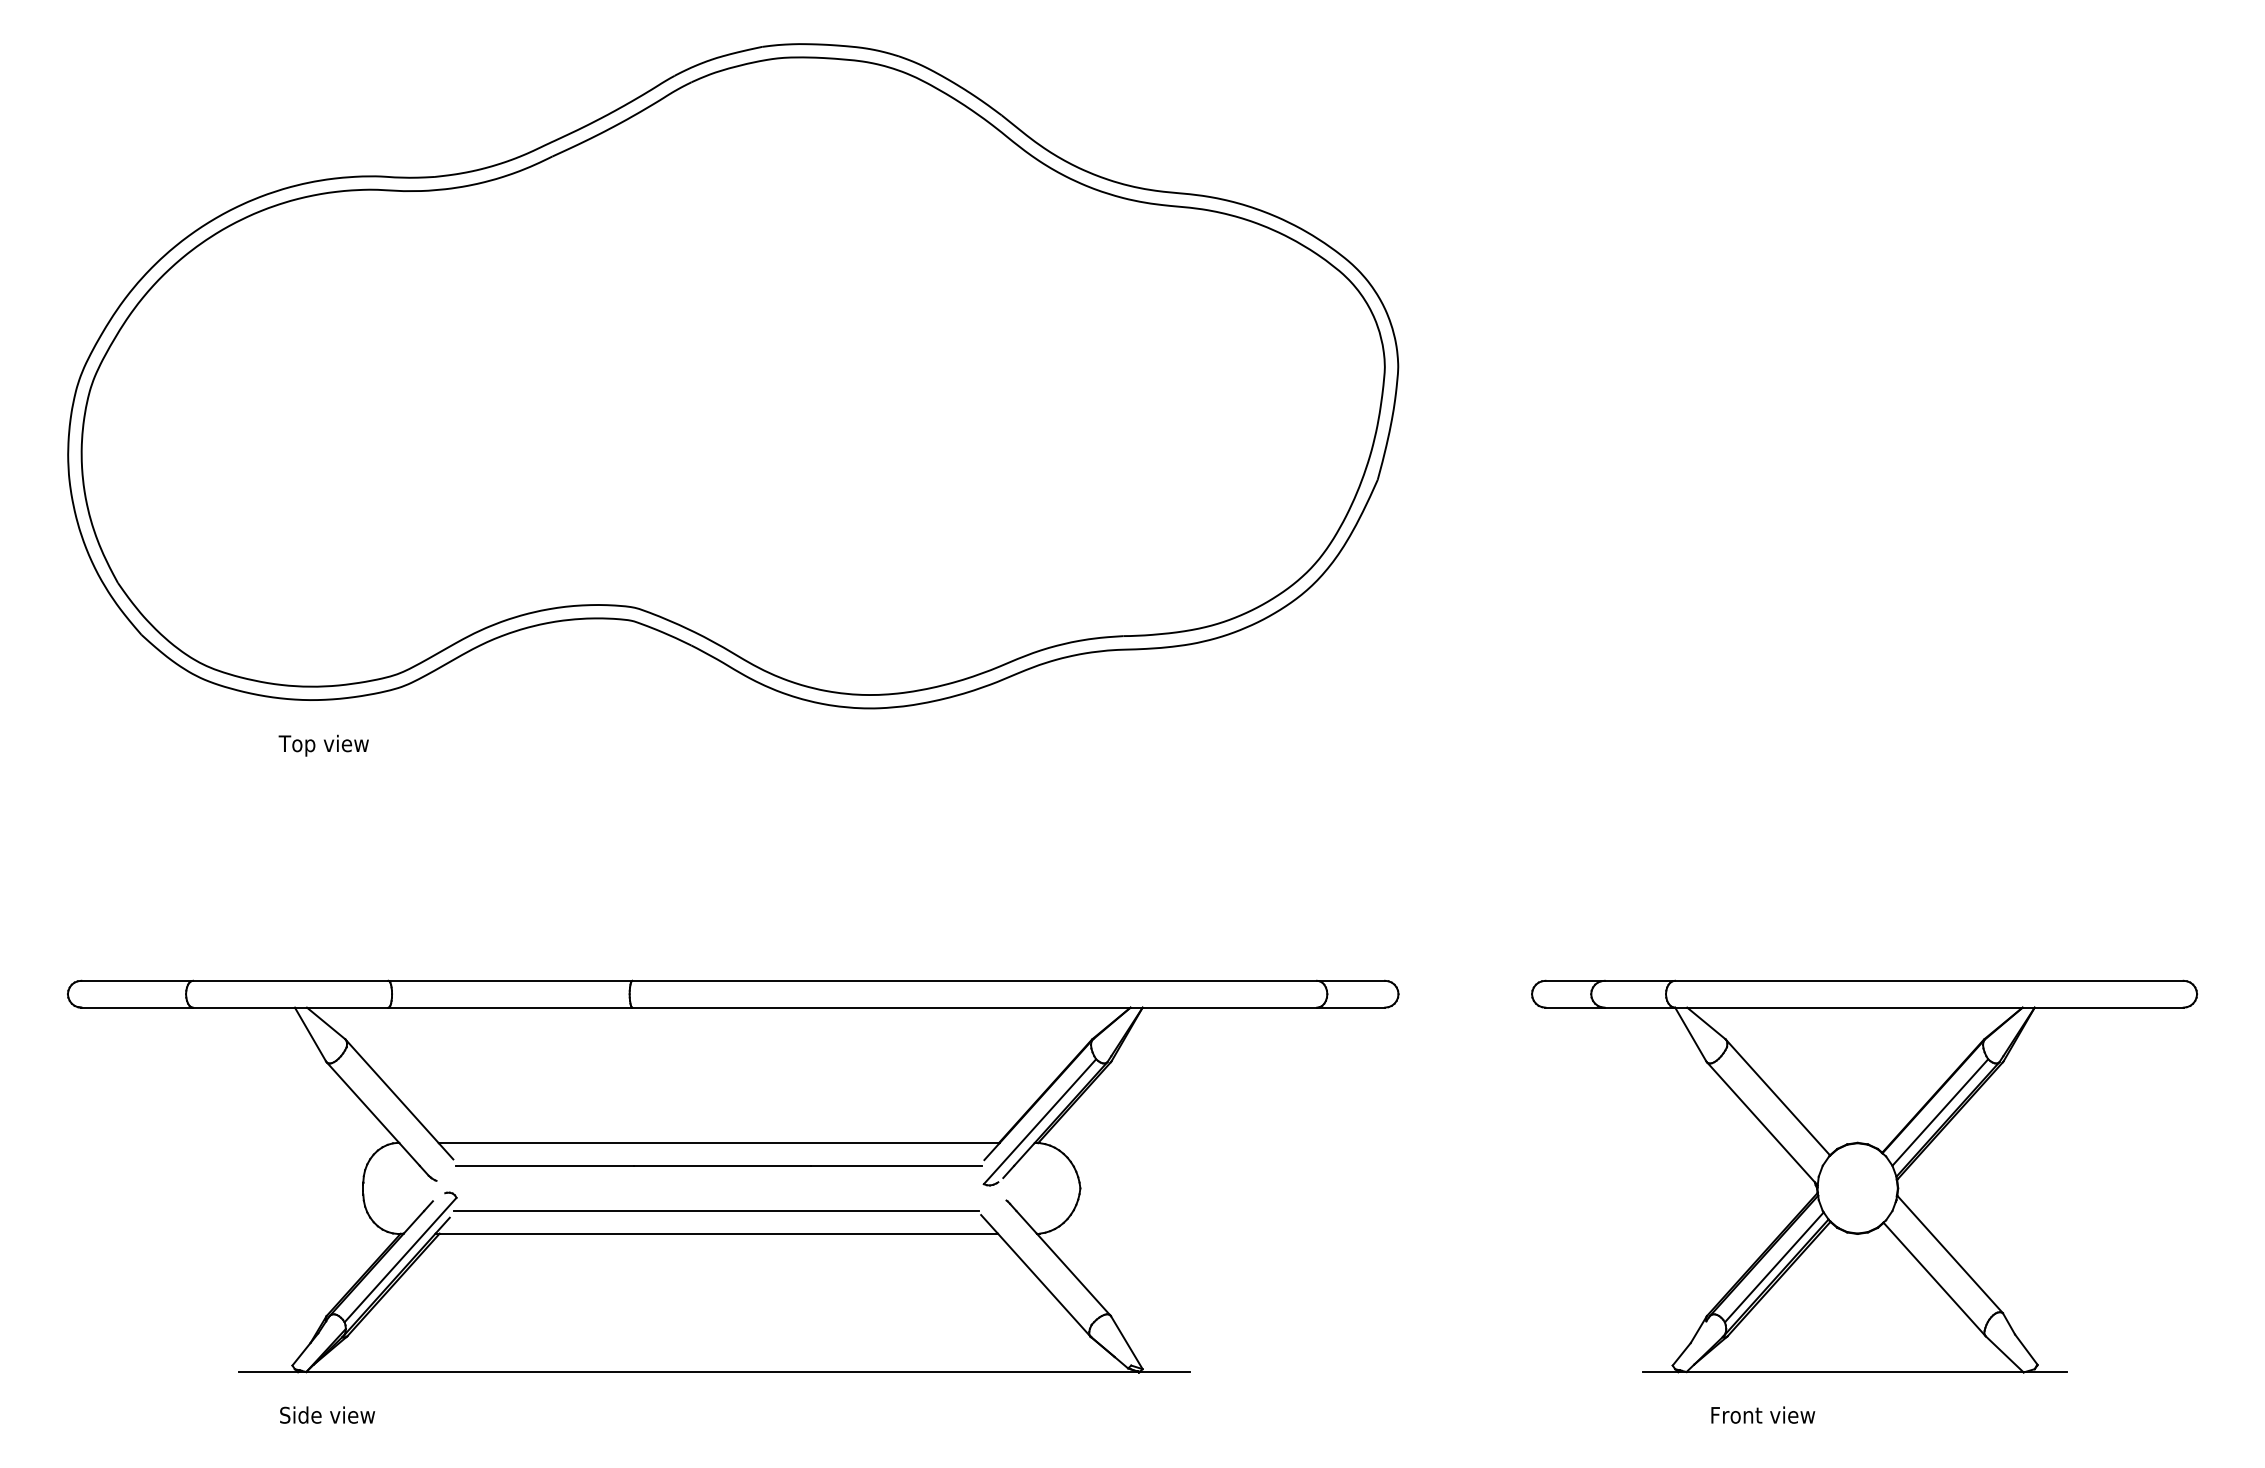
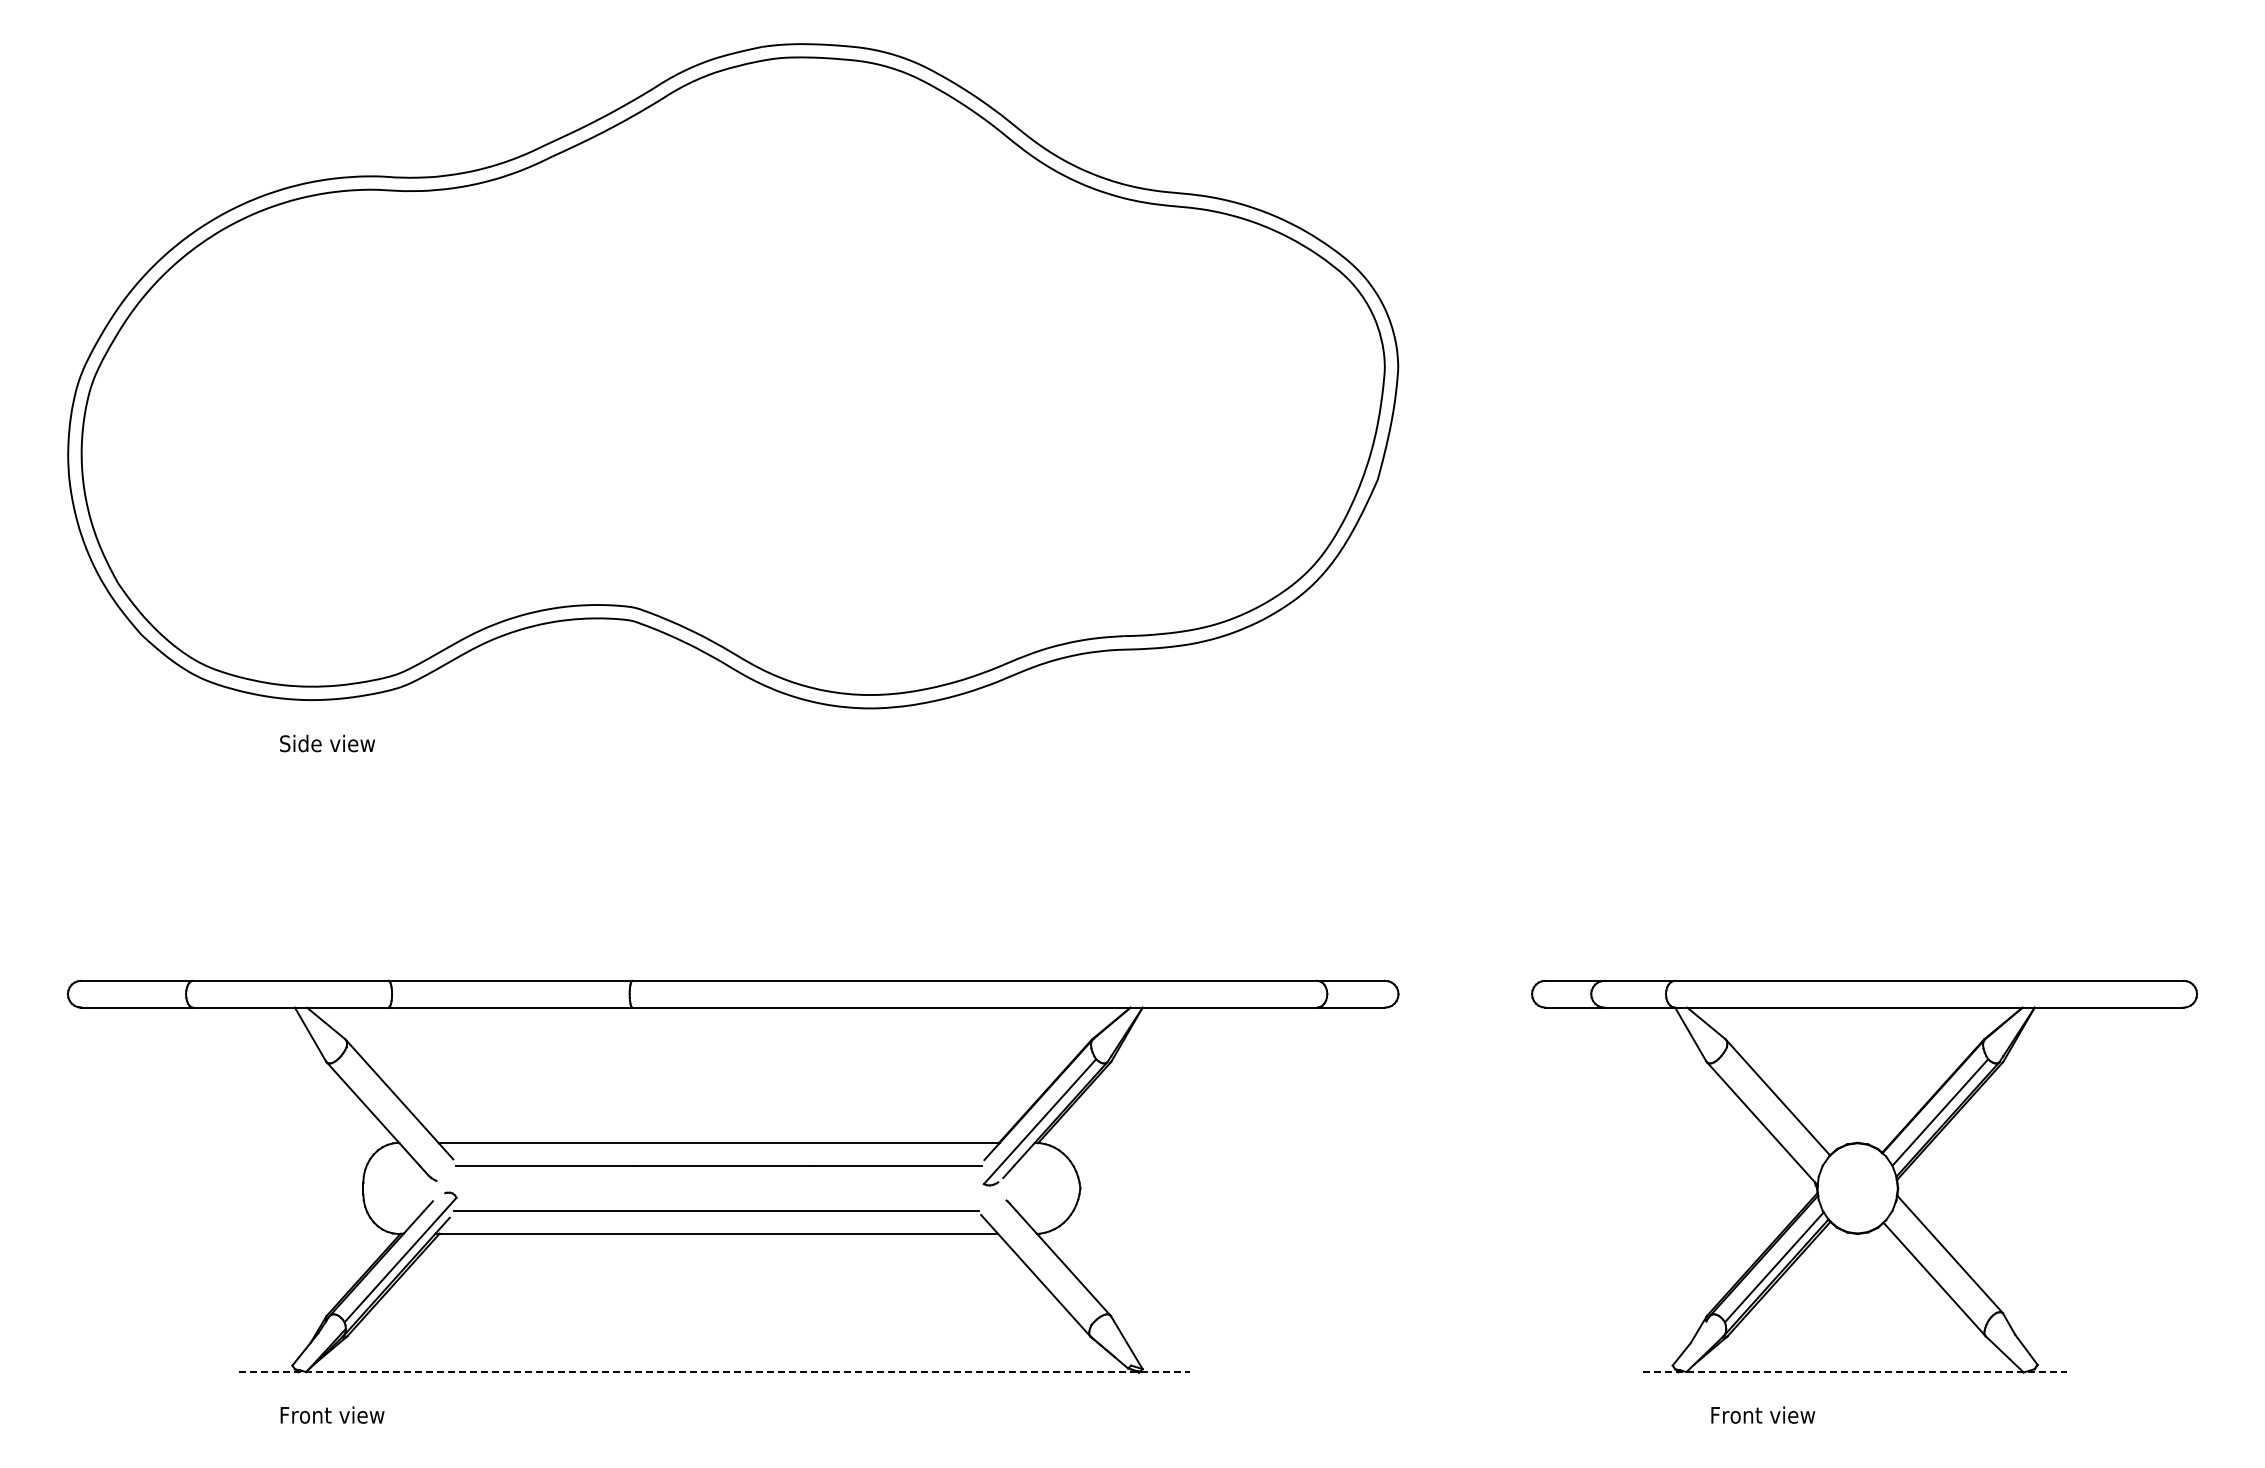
text: Top view -> Side view (326, 745)
line: solid -> dashed (715, 1371)
line: solid -> dashed (1855, 1371)
text: Side view -> Front view (332, 1414)
